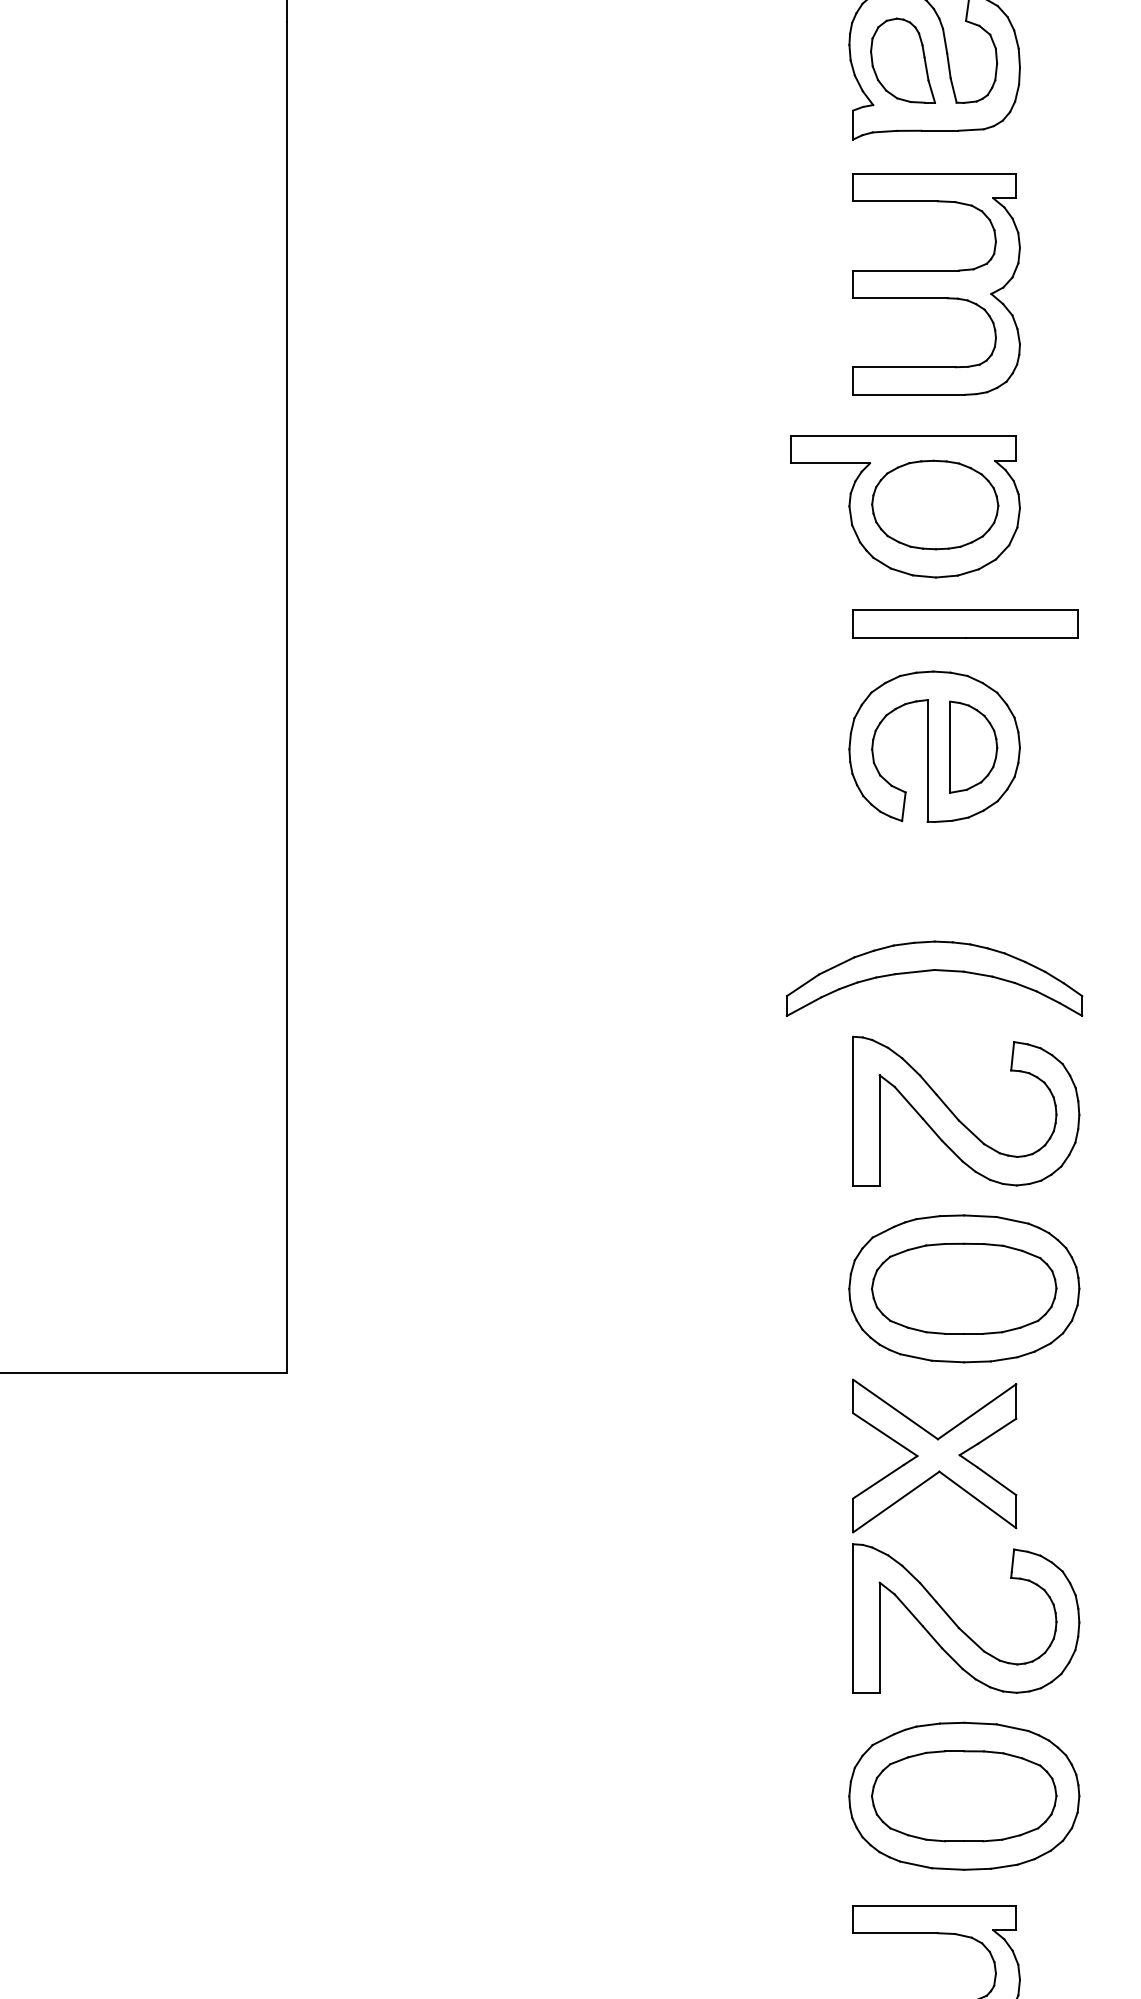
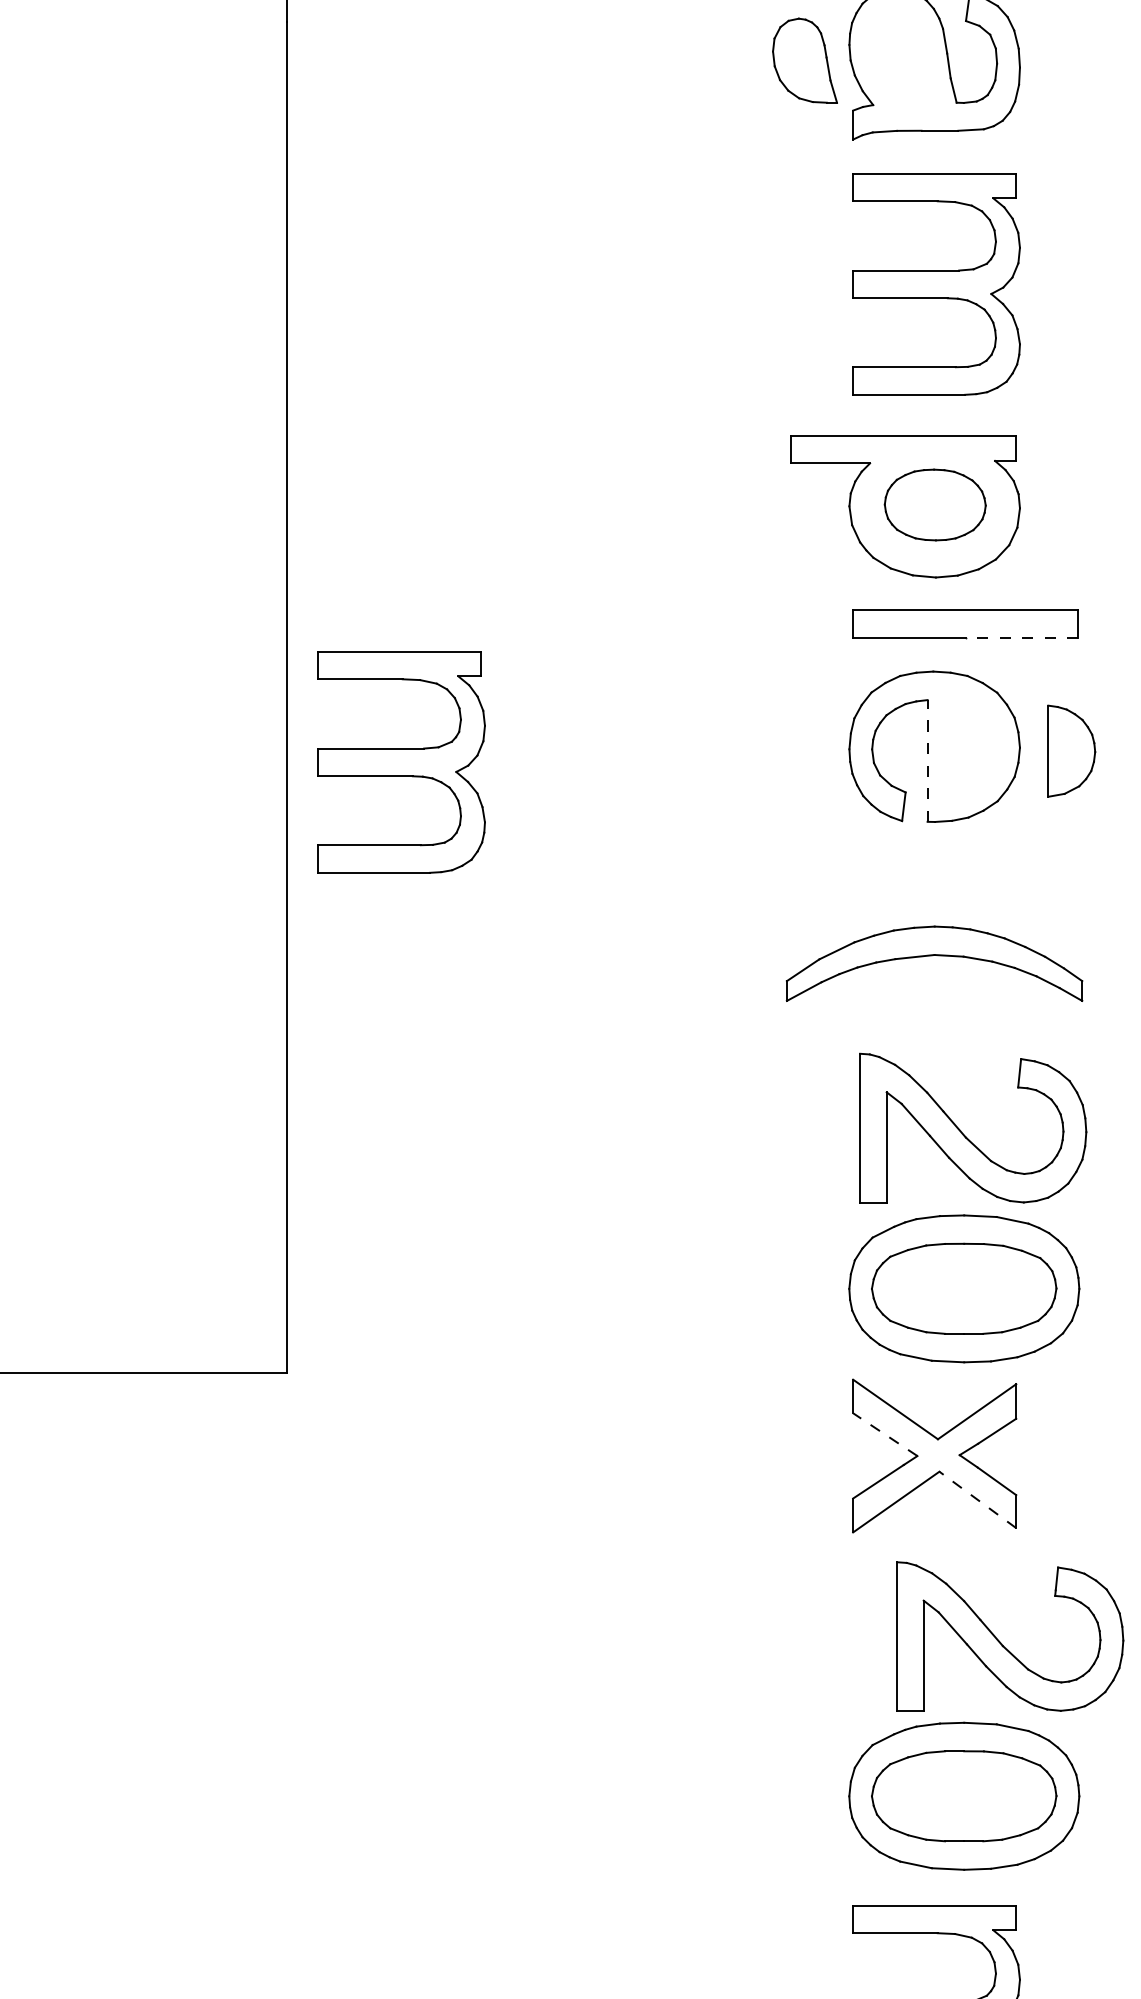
part position: (902, 60) -> (804, 60) (804, 60)
part size: 129x92 px -> 104x74 px (934, 504)
line: solid -> dashed (1021, 637)
part position: (973, 746) -> (1071, 750) (1071, 750)
line: solid -> dashed (927, 760)
part: none -> present (401, 762)
part position: (932, 971) -> (932, 956) (932, 956)
part position: (958, 1118) -> (965, 1135) (965, 1135)
line: solid -> dashed (885, 1434)
line: solid -> dashed (977, 1499)
part position: (957, 1624) -> (1001, 1642) (1001, 1642)
